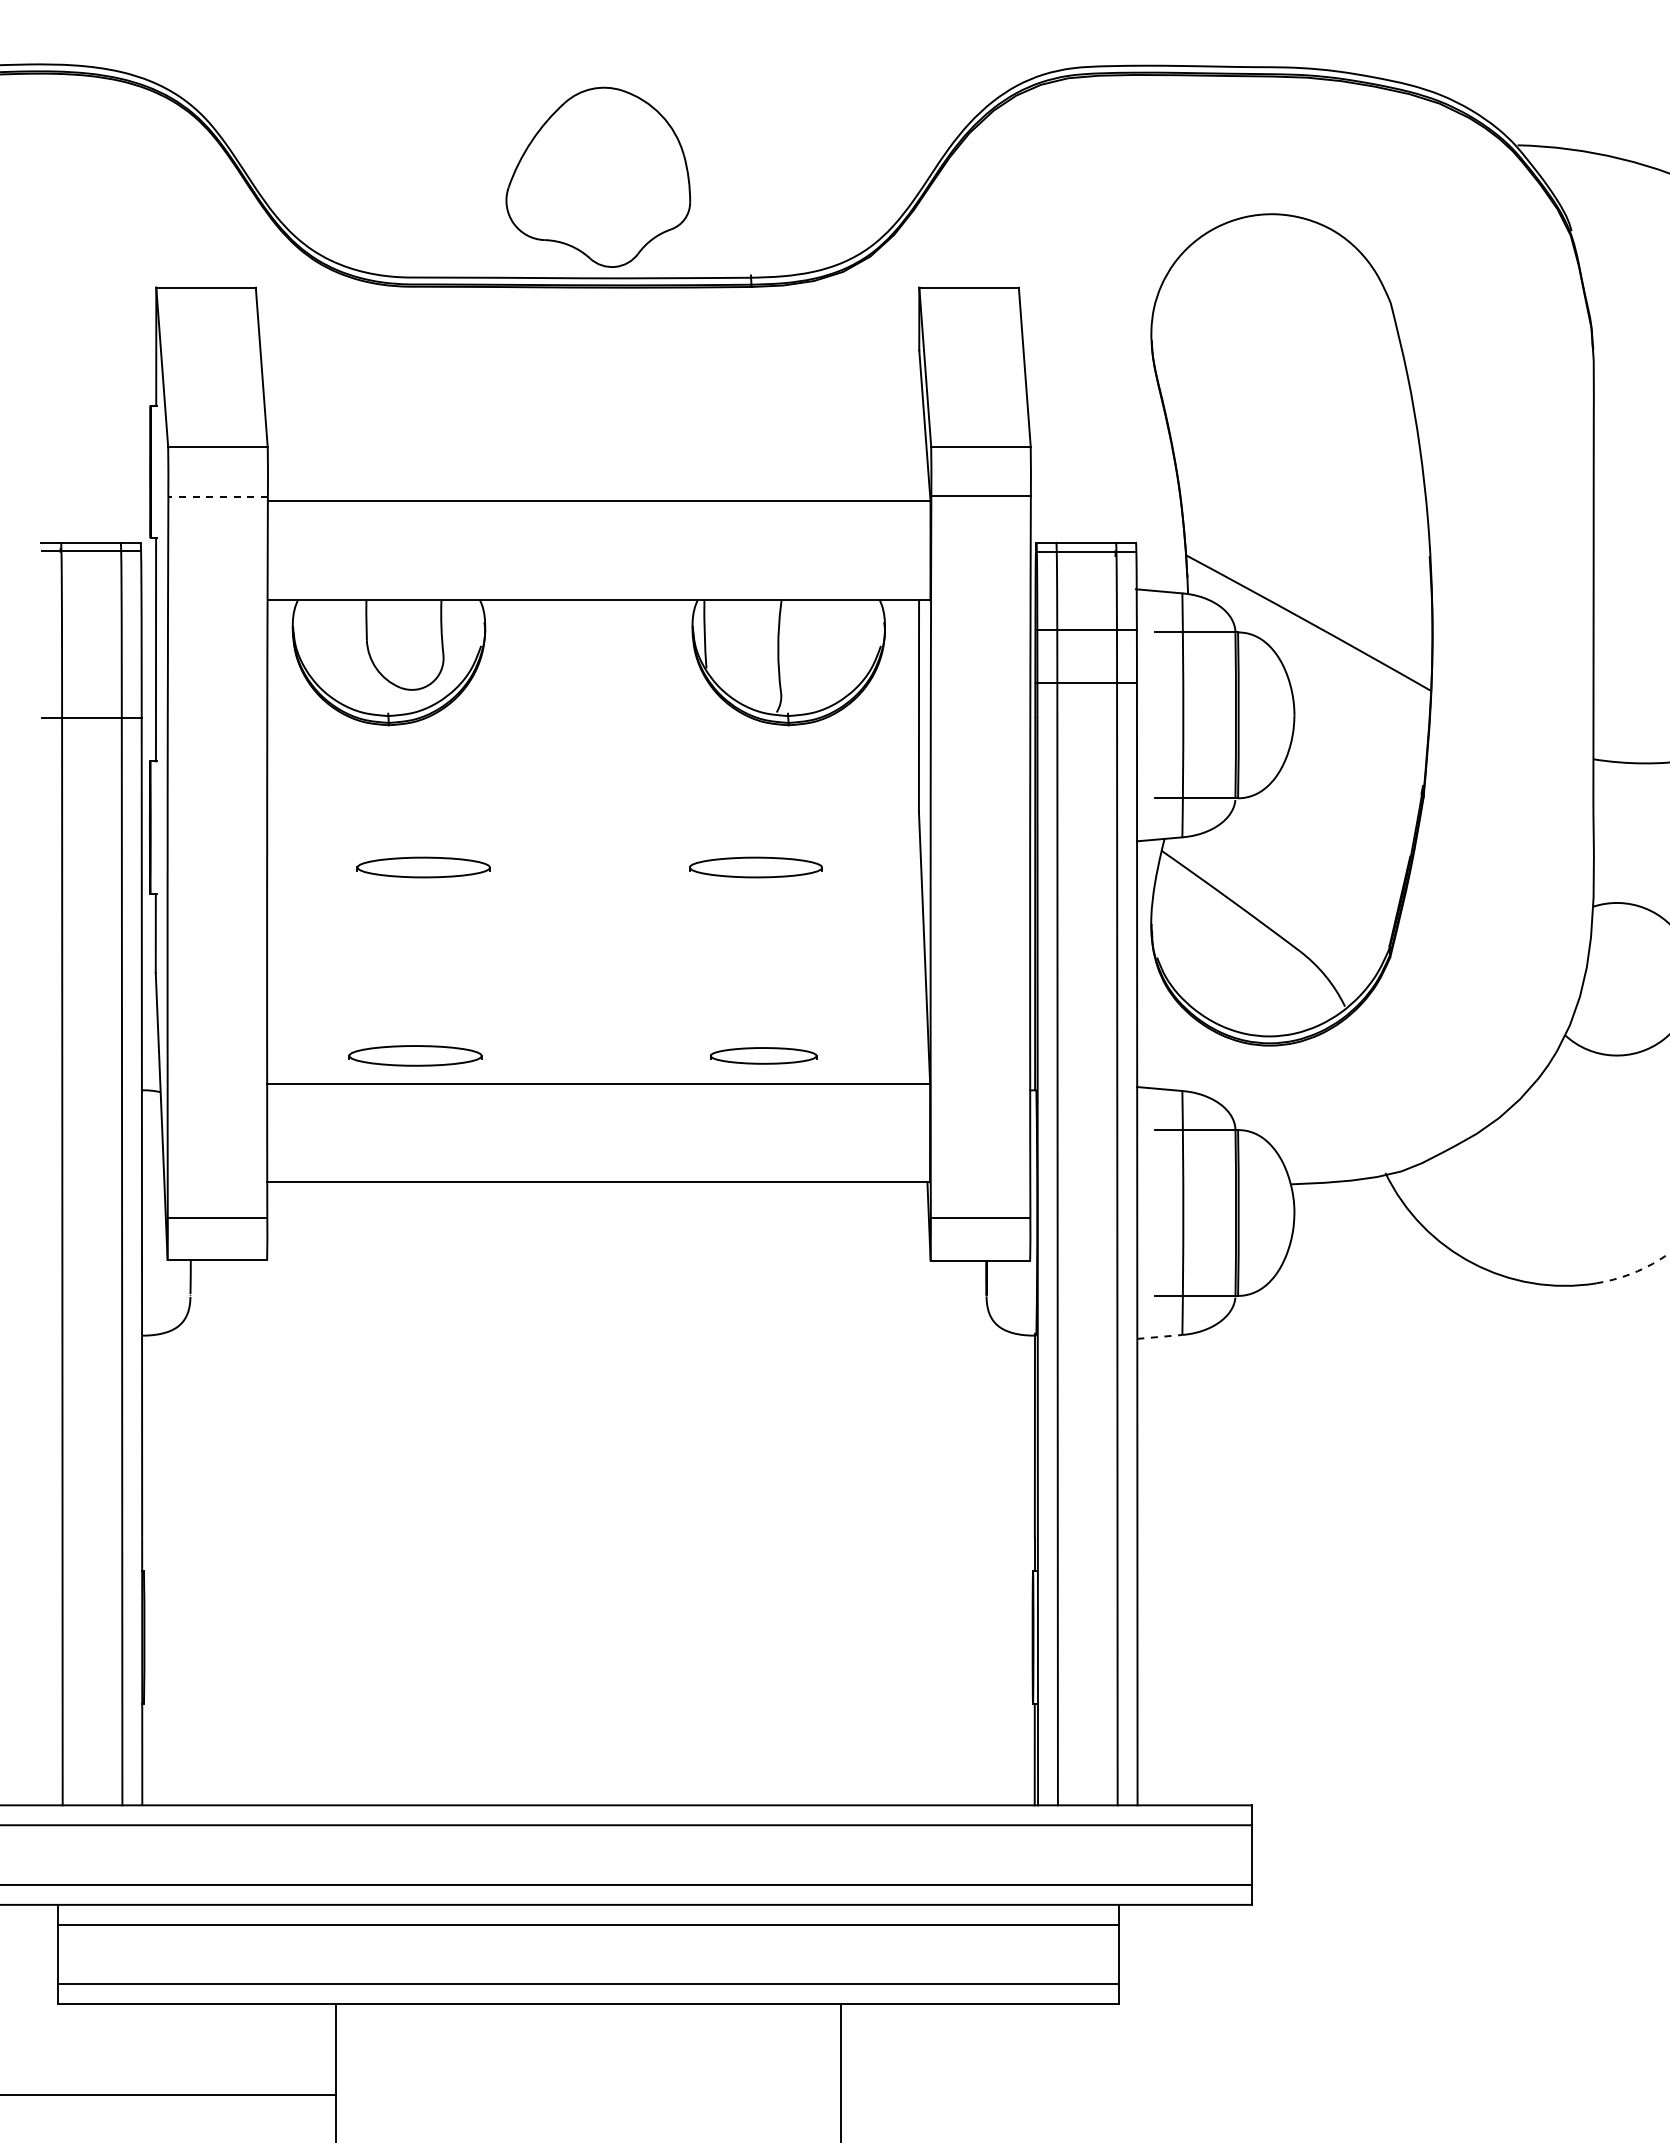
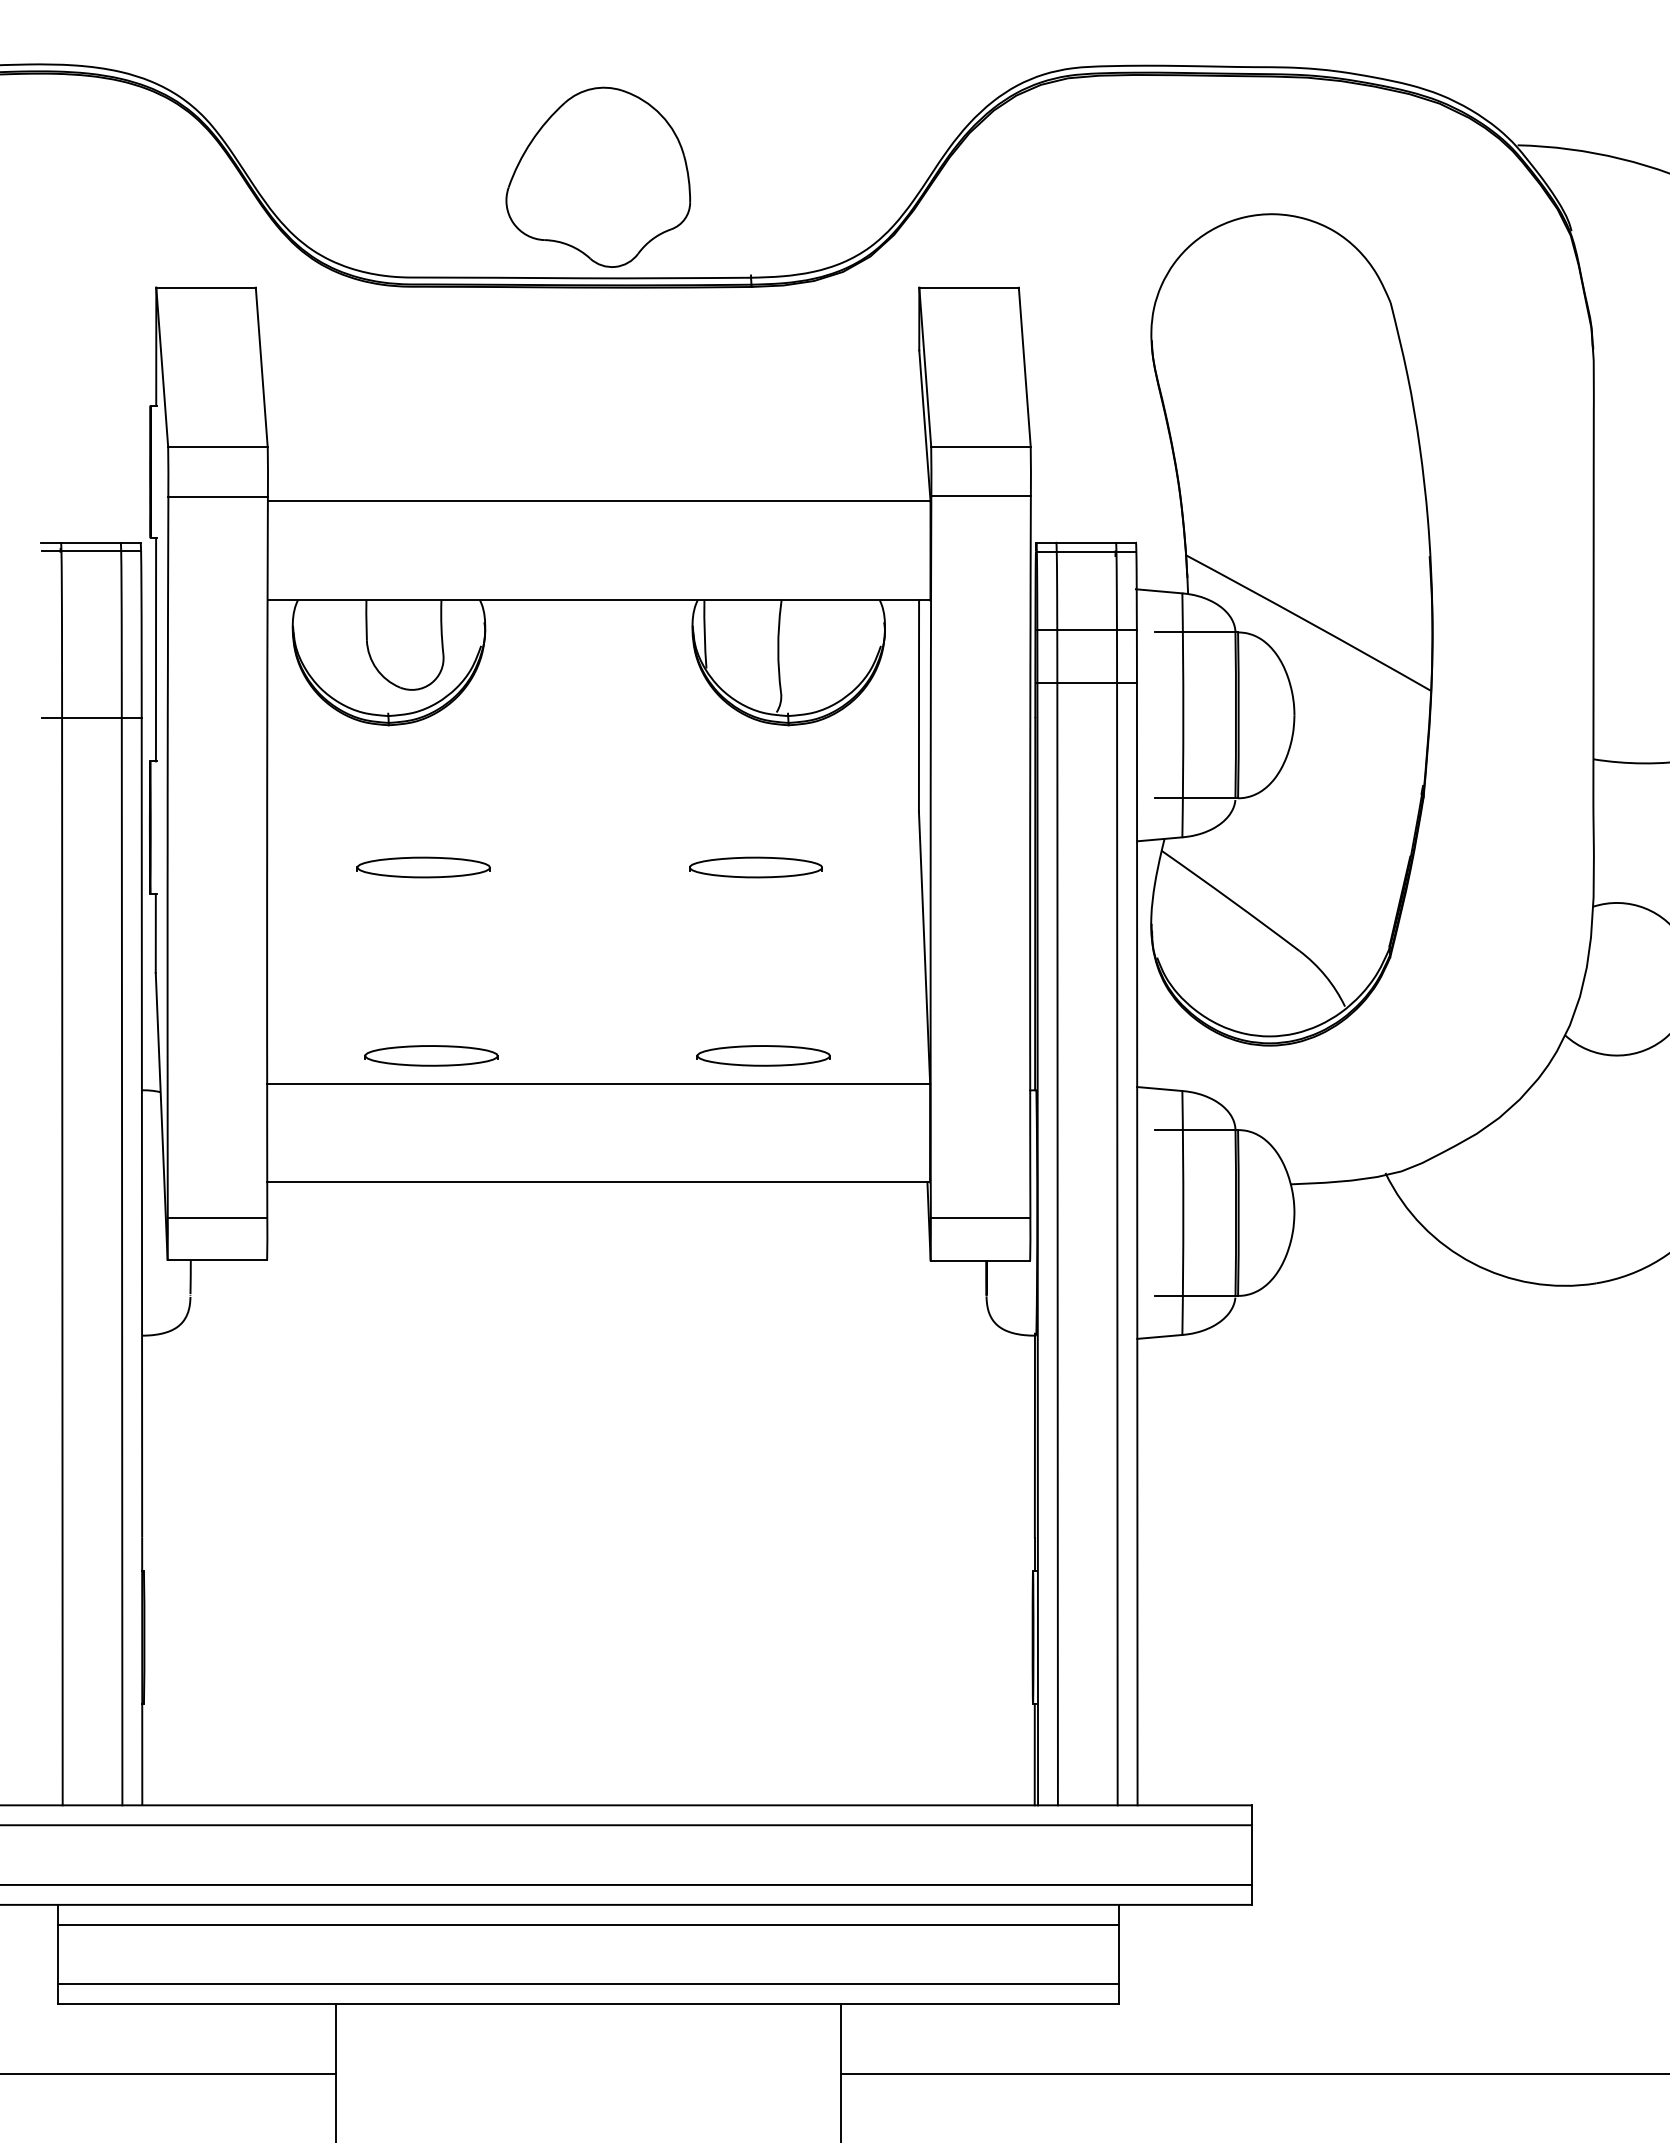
line: dashed -> solid (218, 496)
part position: (415, 1055) -> (431, 1055) (431, 1055)
part size: 108x18 px -> 135x22 px (763, 1055)
arc: dashed -> solid (1634, 1272)
line: dashed -> solid (1159, 1336)
line: none -> present (1253, 2074)
line position: (169, 2095) -> (169, 2074) (169, 2074)
